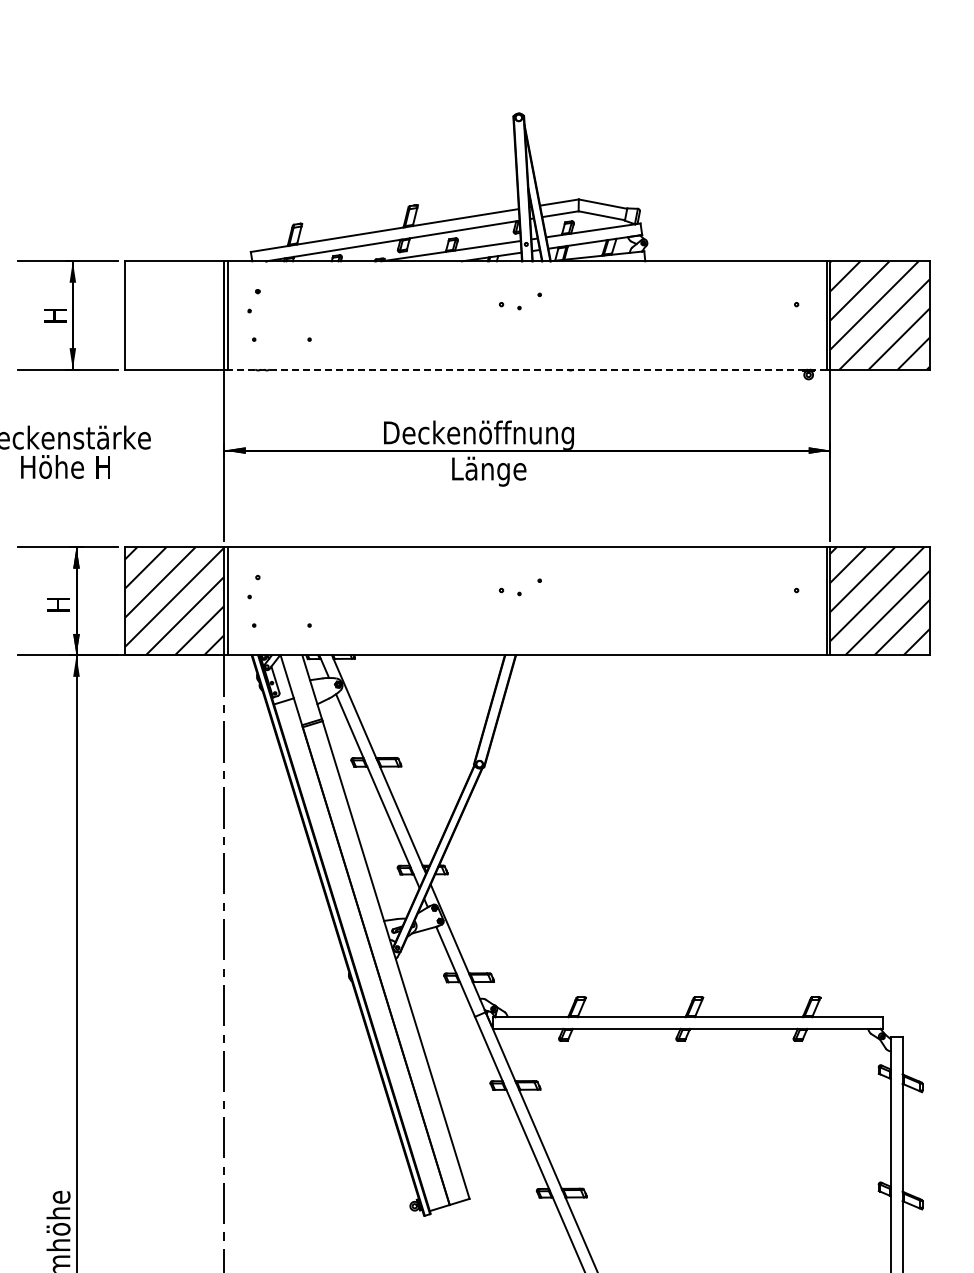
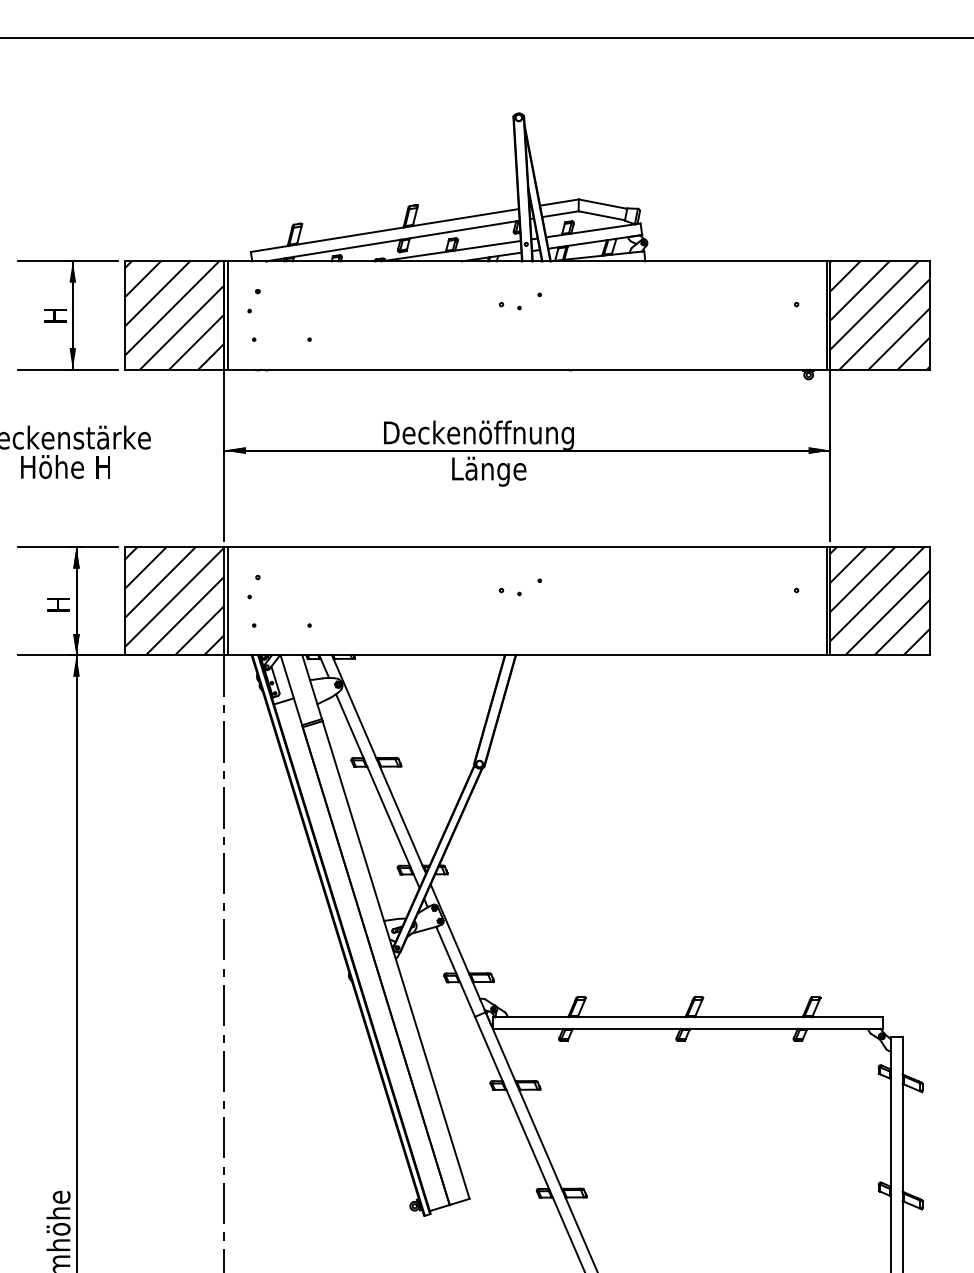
line: none -> present (486, 38)
hatch: none -> present (174, 315)
line: dashed -> solid (527, 369)
